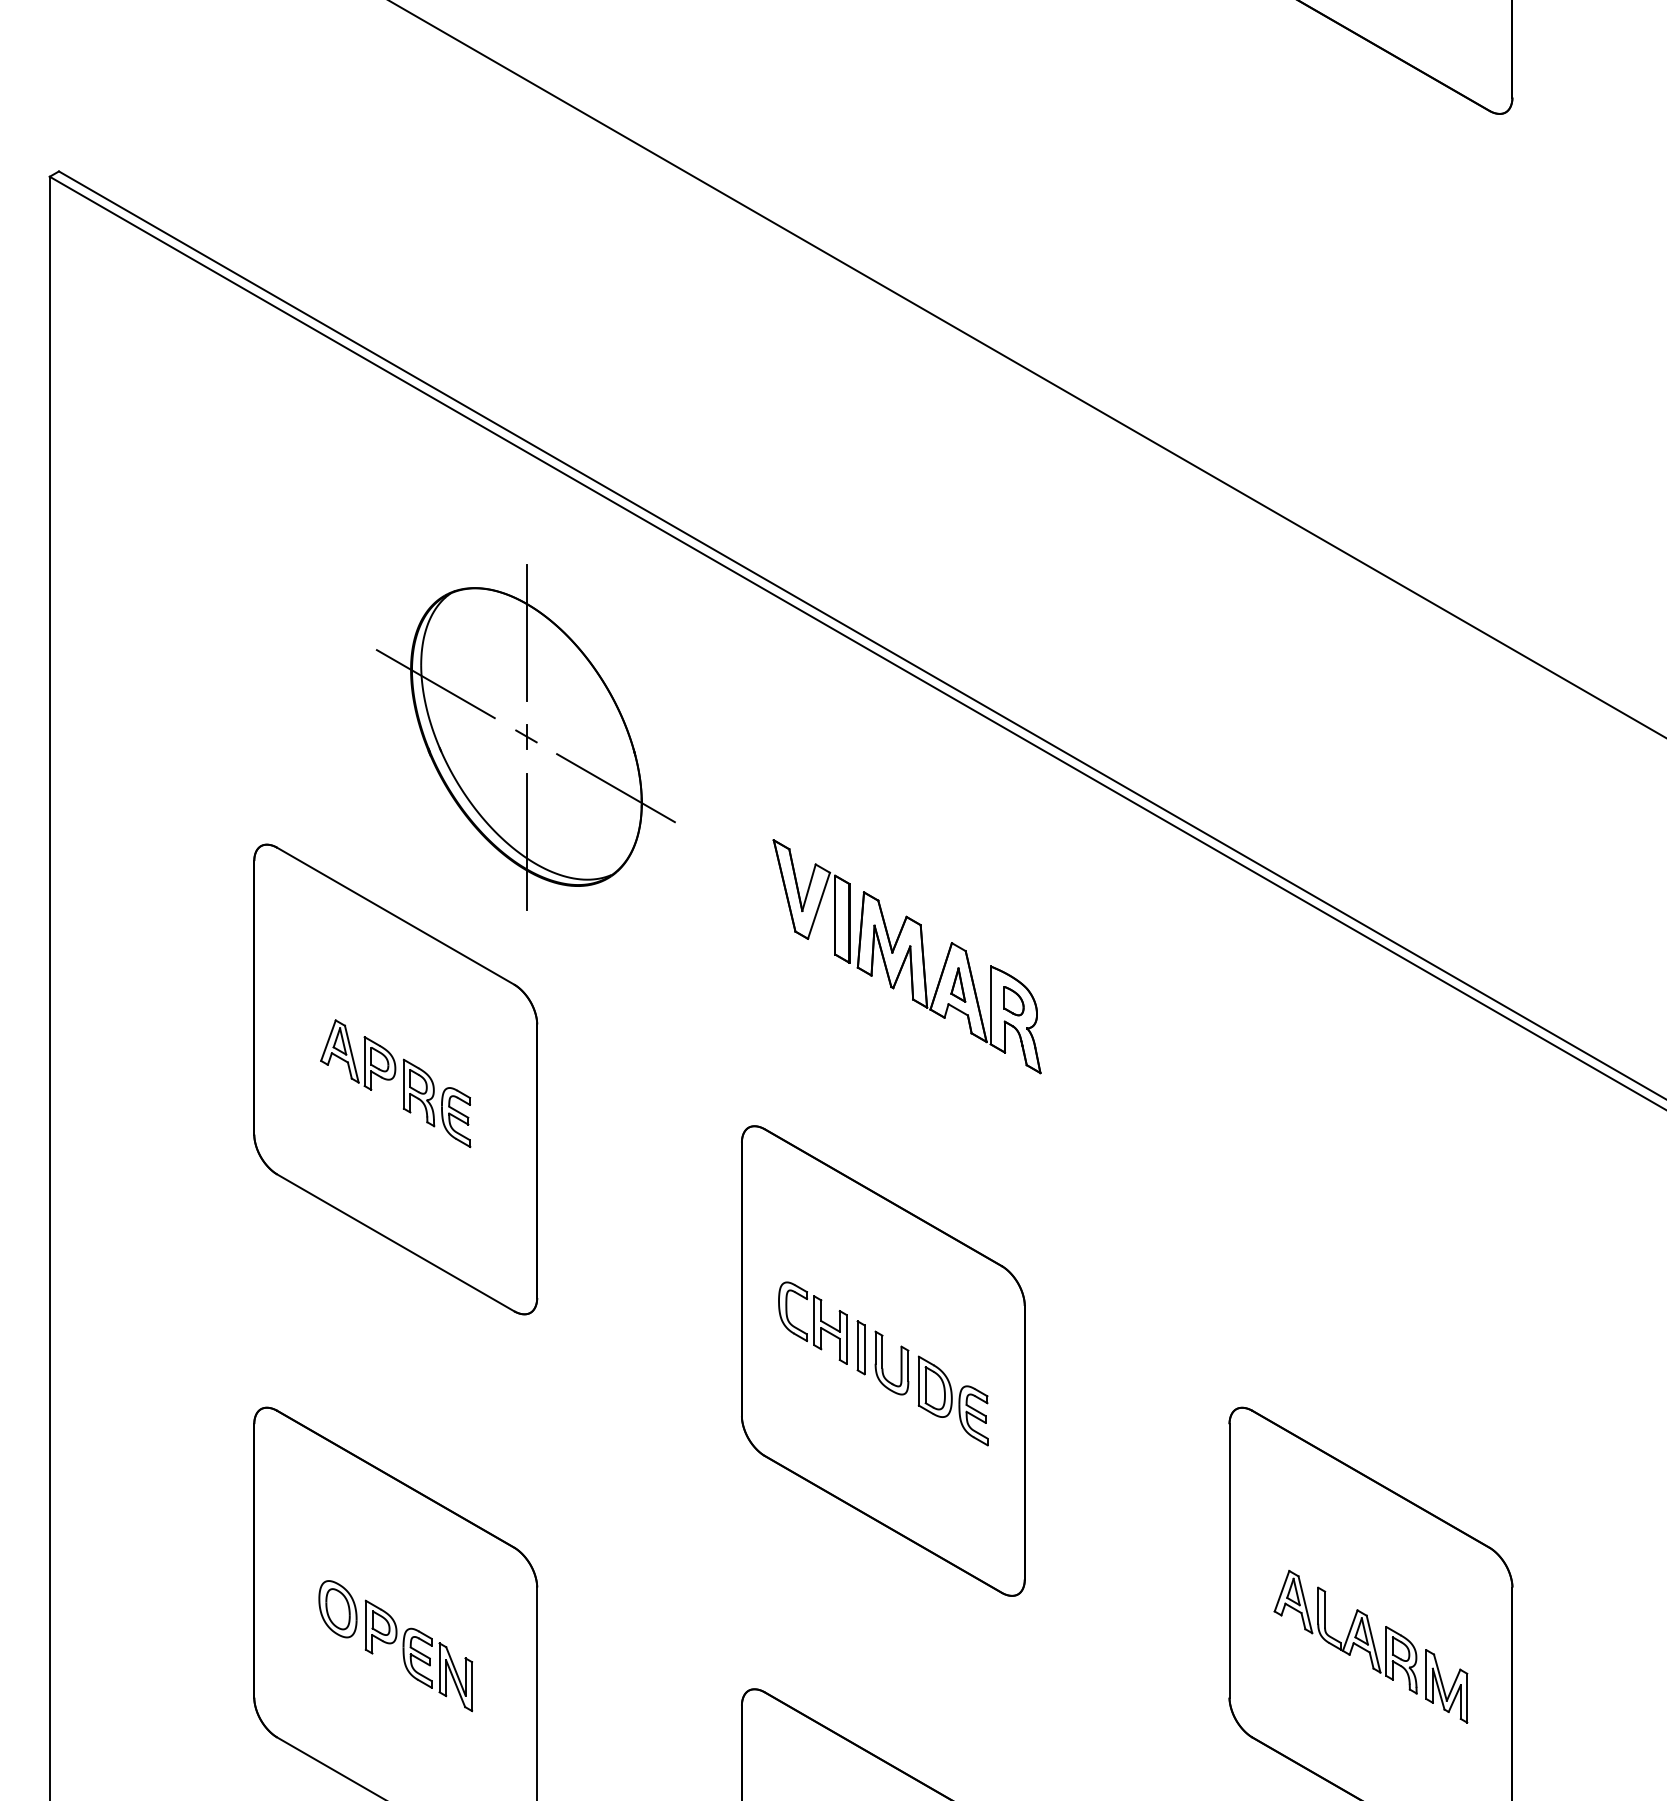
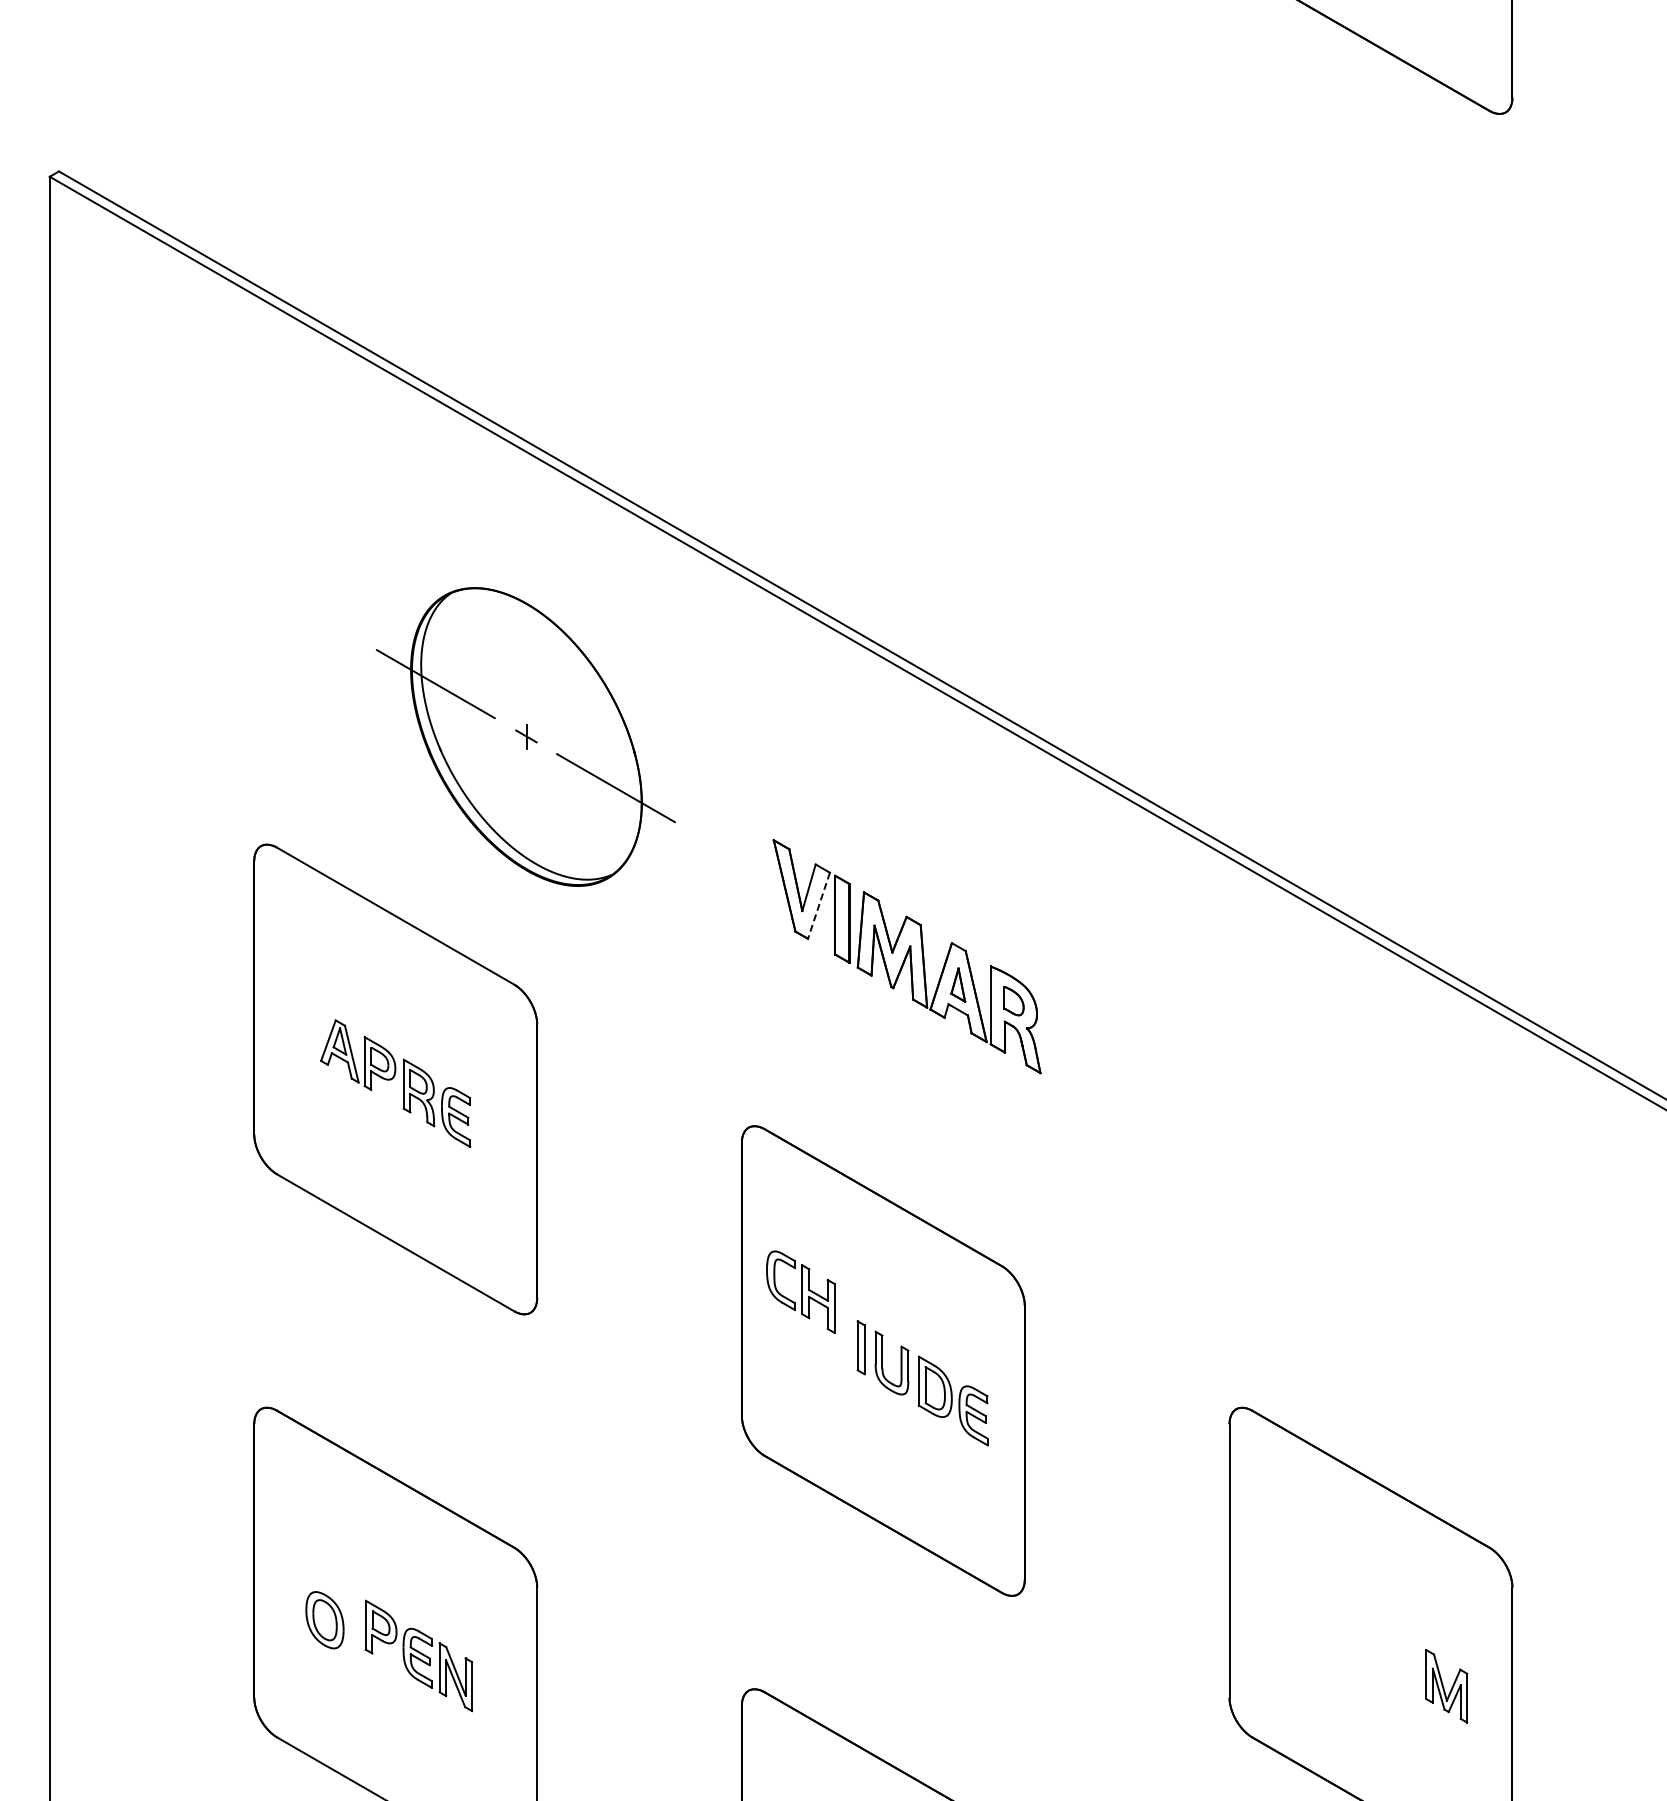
line: present -> none (1027, 369)
line: present -> none (526, 632)
line: present -> none (526, 841)
line: solid -> dashed (818, 905)
part position: (812, 1322) -> (800, 1291) (800, 1291)
part position: (337, 1609) -> (324, 1620) (324, 1620)
part: present -> none (1345, 1632)
